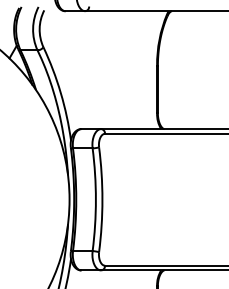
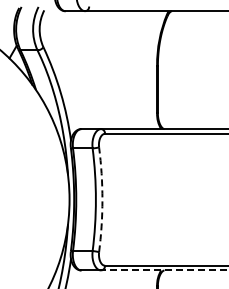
arc: solid -> dashed (102, 199)
line: solid -> dashed (164, 270)
